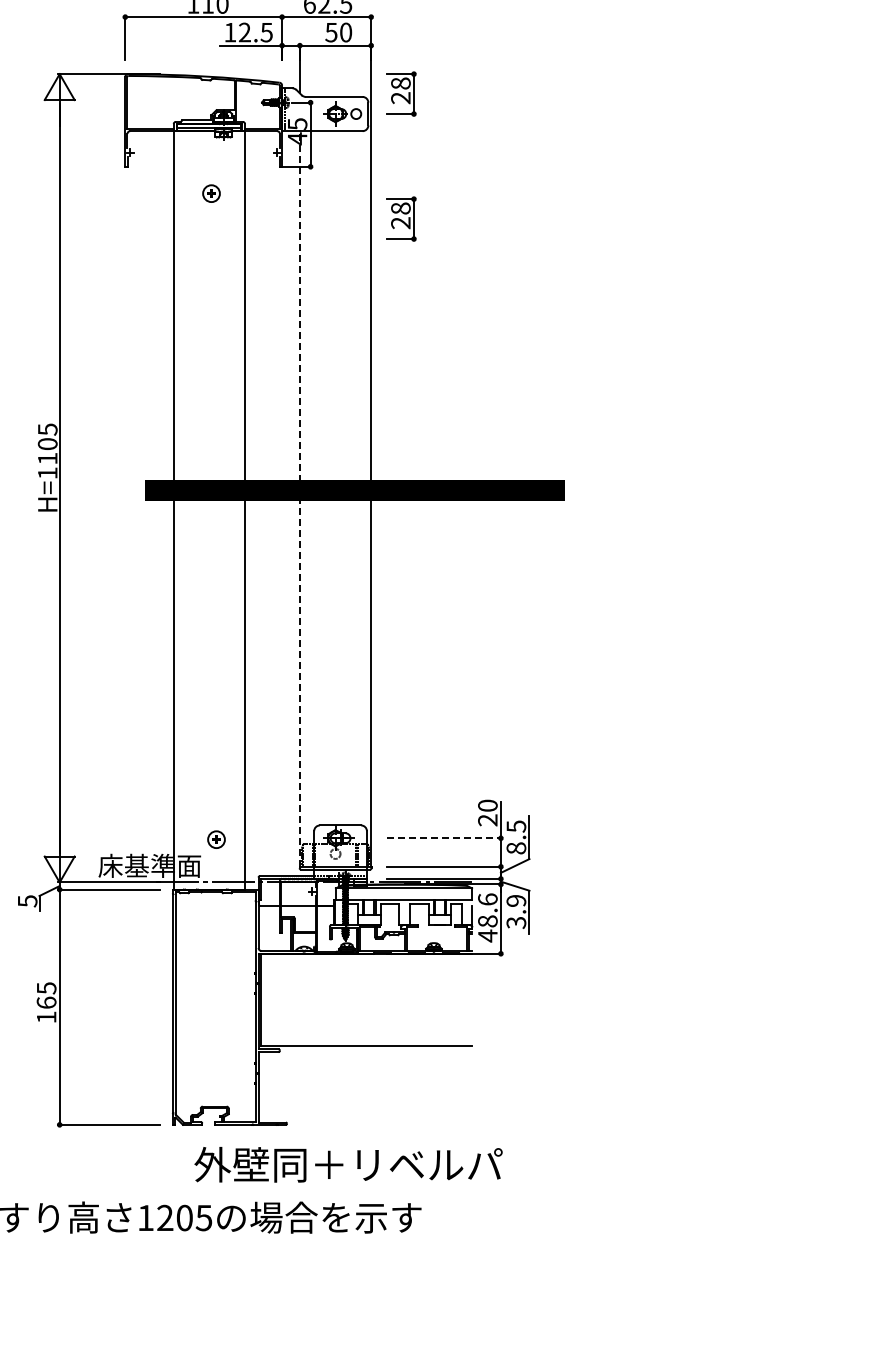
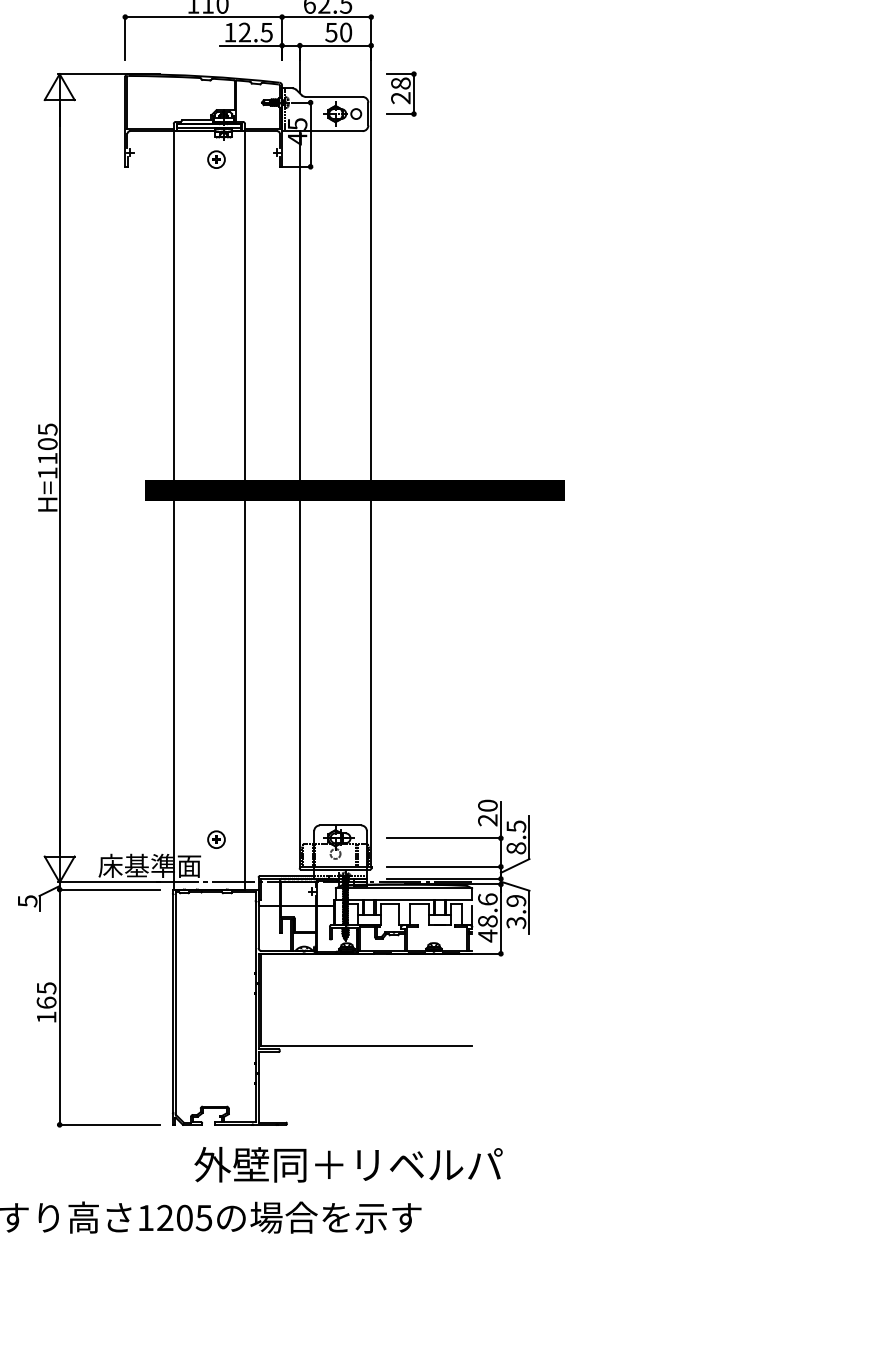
part position: (211, 193) -> (216, 159) (216, 159)
part: present -> none (401, 218)
line: dashed -> solid (299, 498)
line: dashed -> solid (444, 838)
